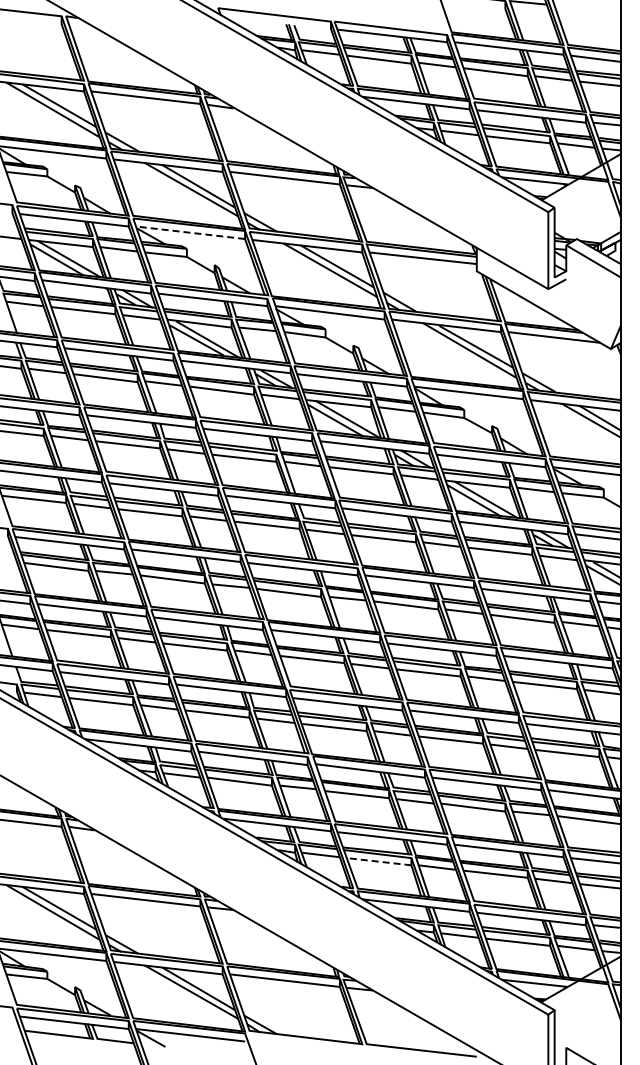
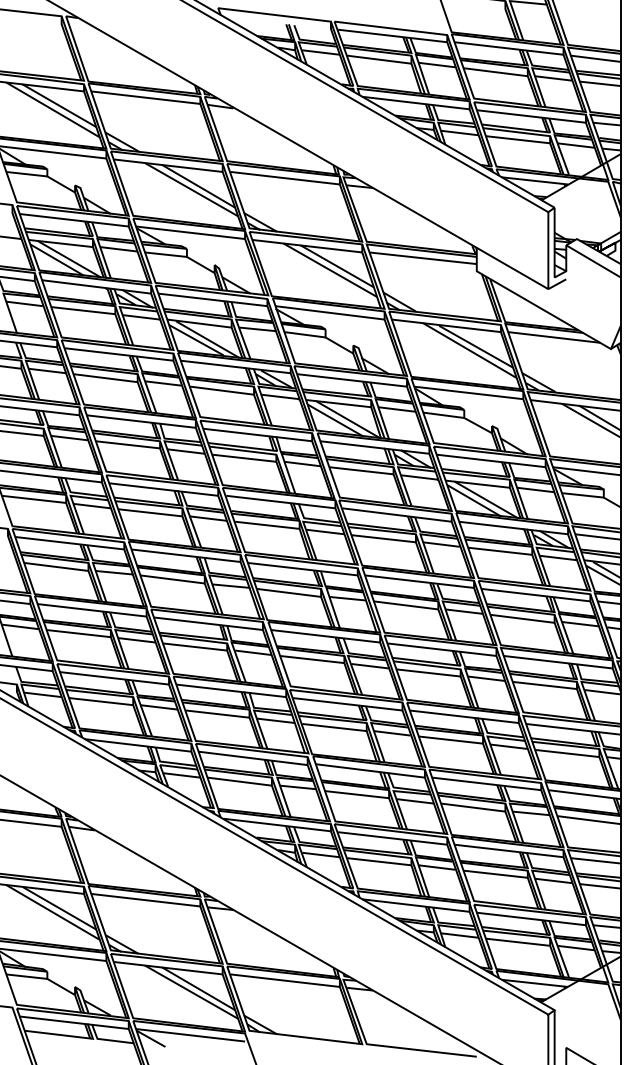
line: dashed -> solid (190, 232)
line: dashed -> solid (378, 861)
